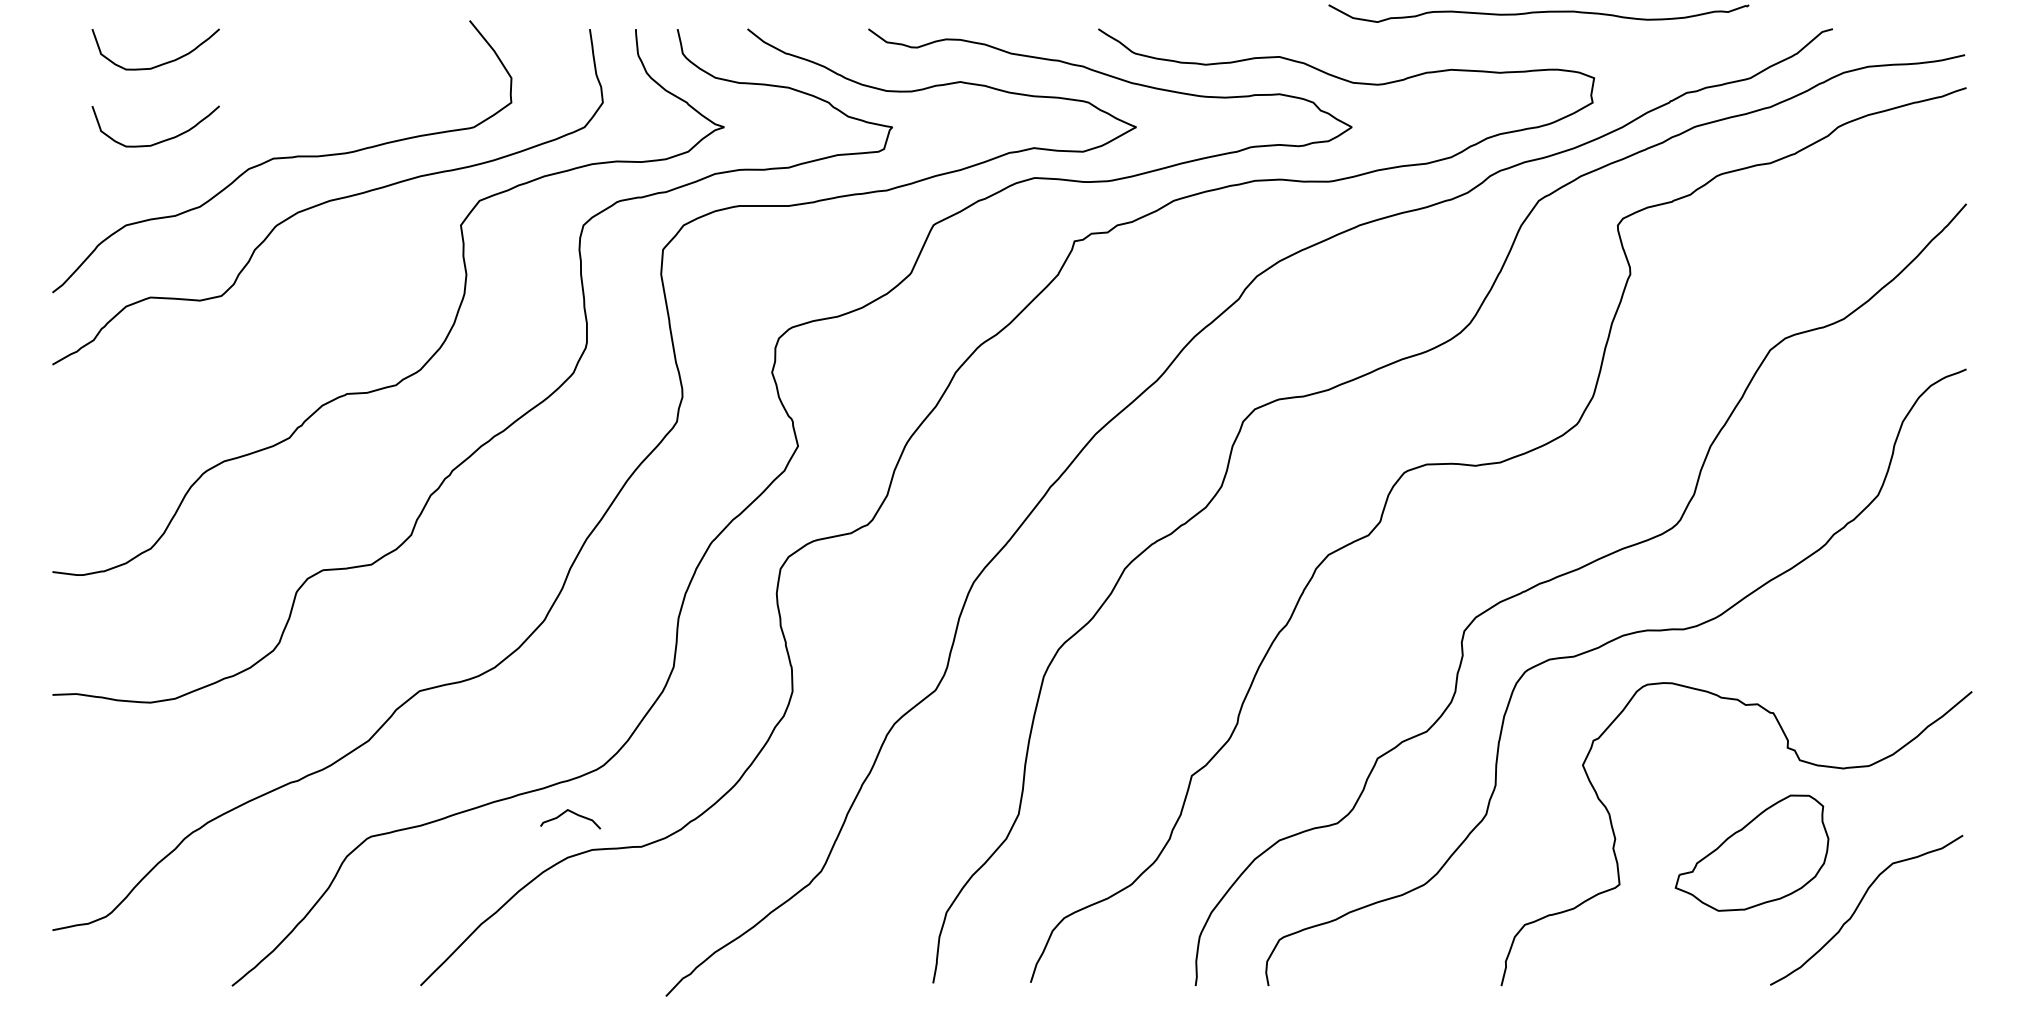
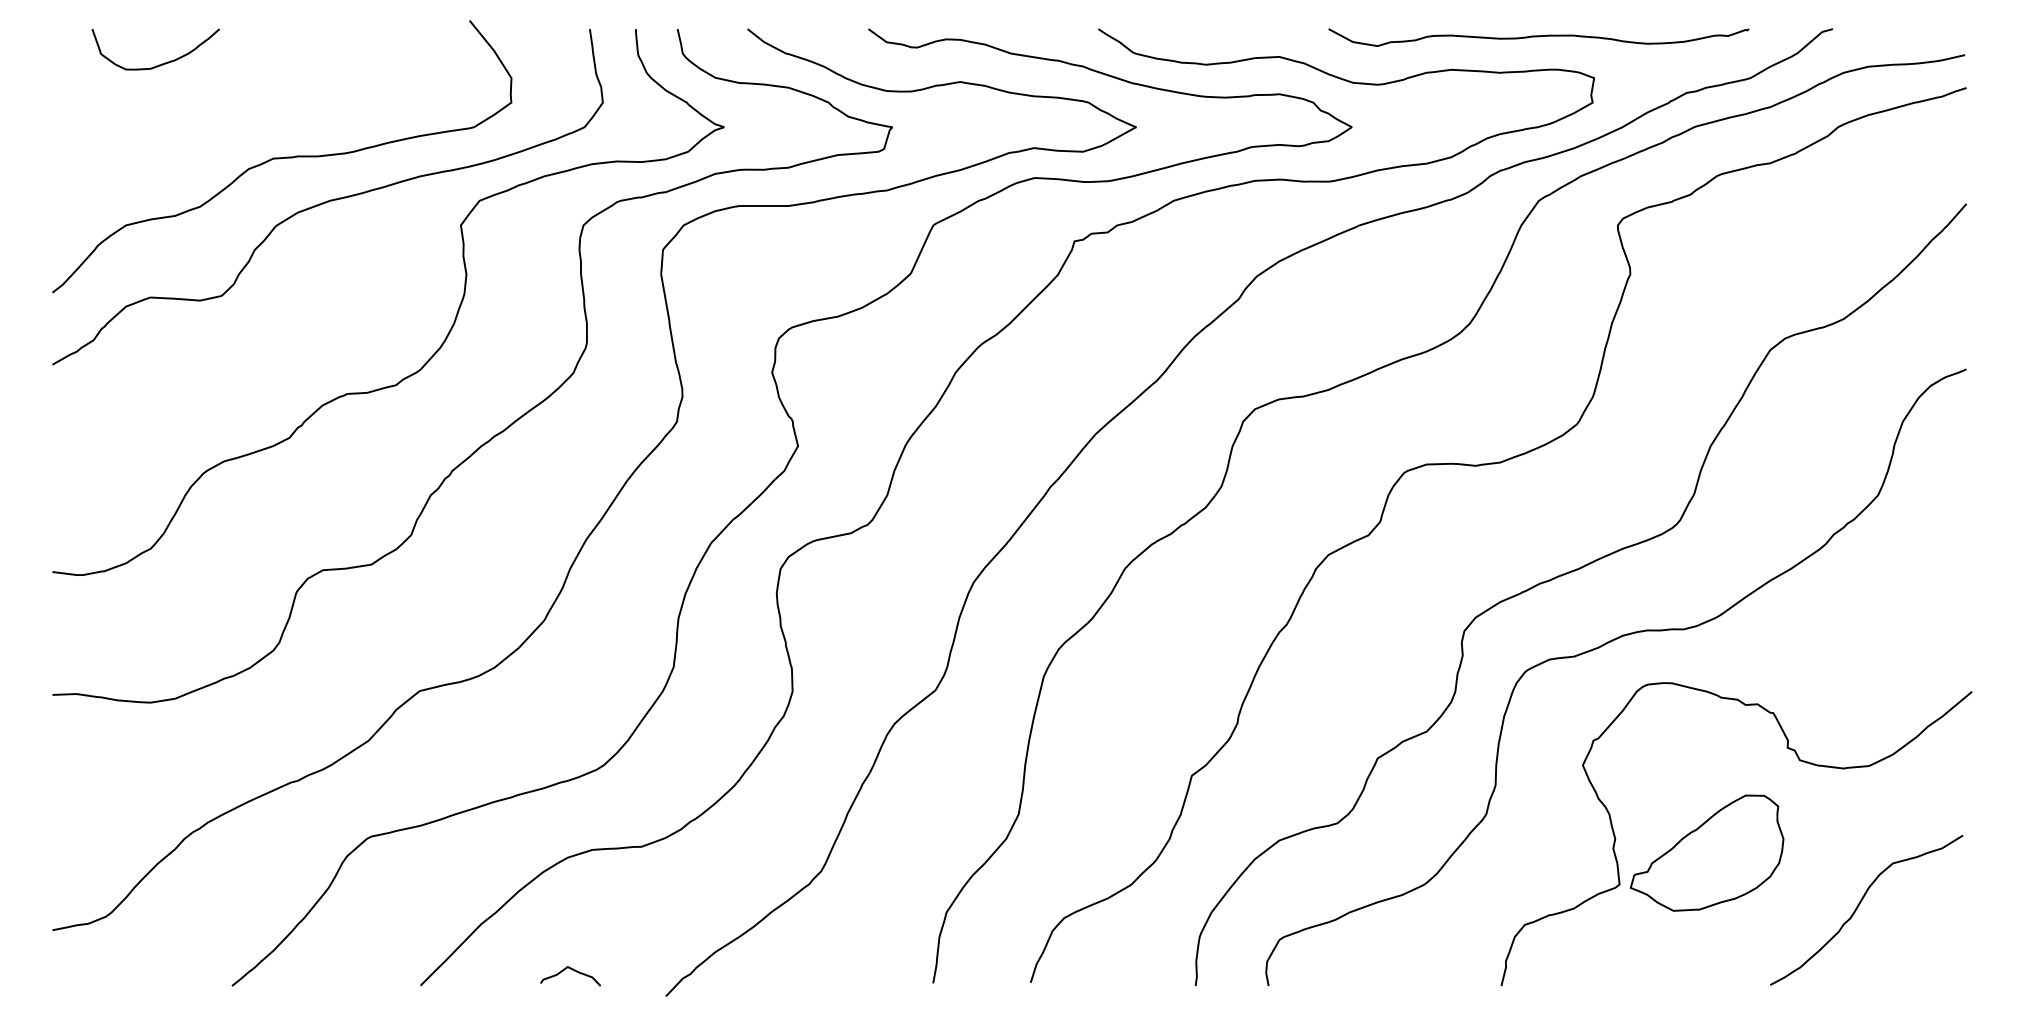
curve position: (1538, 13) -> (1538, 37) (1538, 37)
curve: present -> none (161, 140)
curve position: (572, 813) -> (572, 970) (572, 970)
part position: (1751, 852) -> (1706, 852) (1706, 852)
